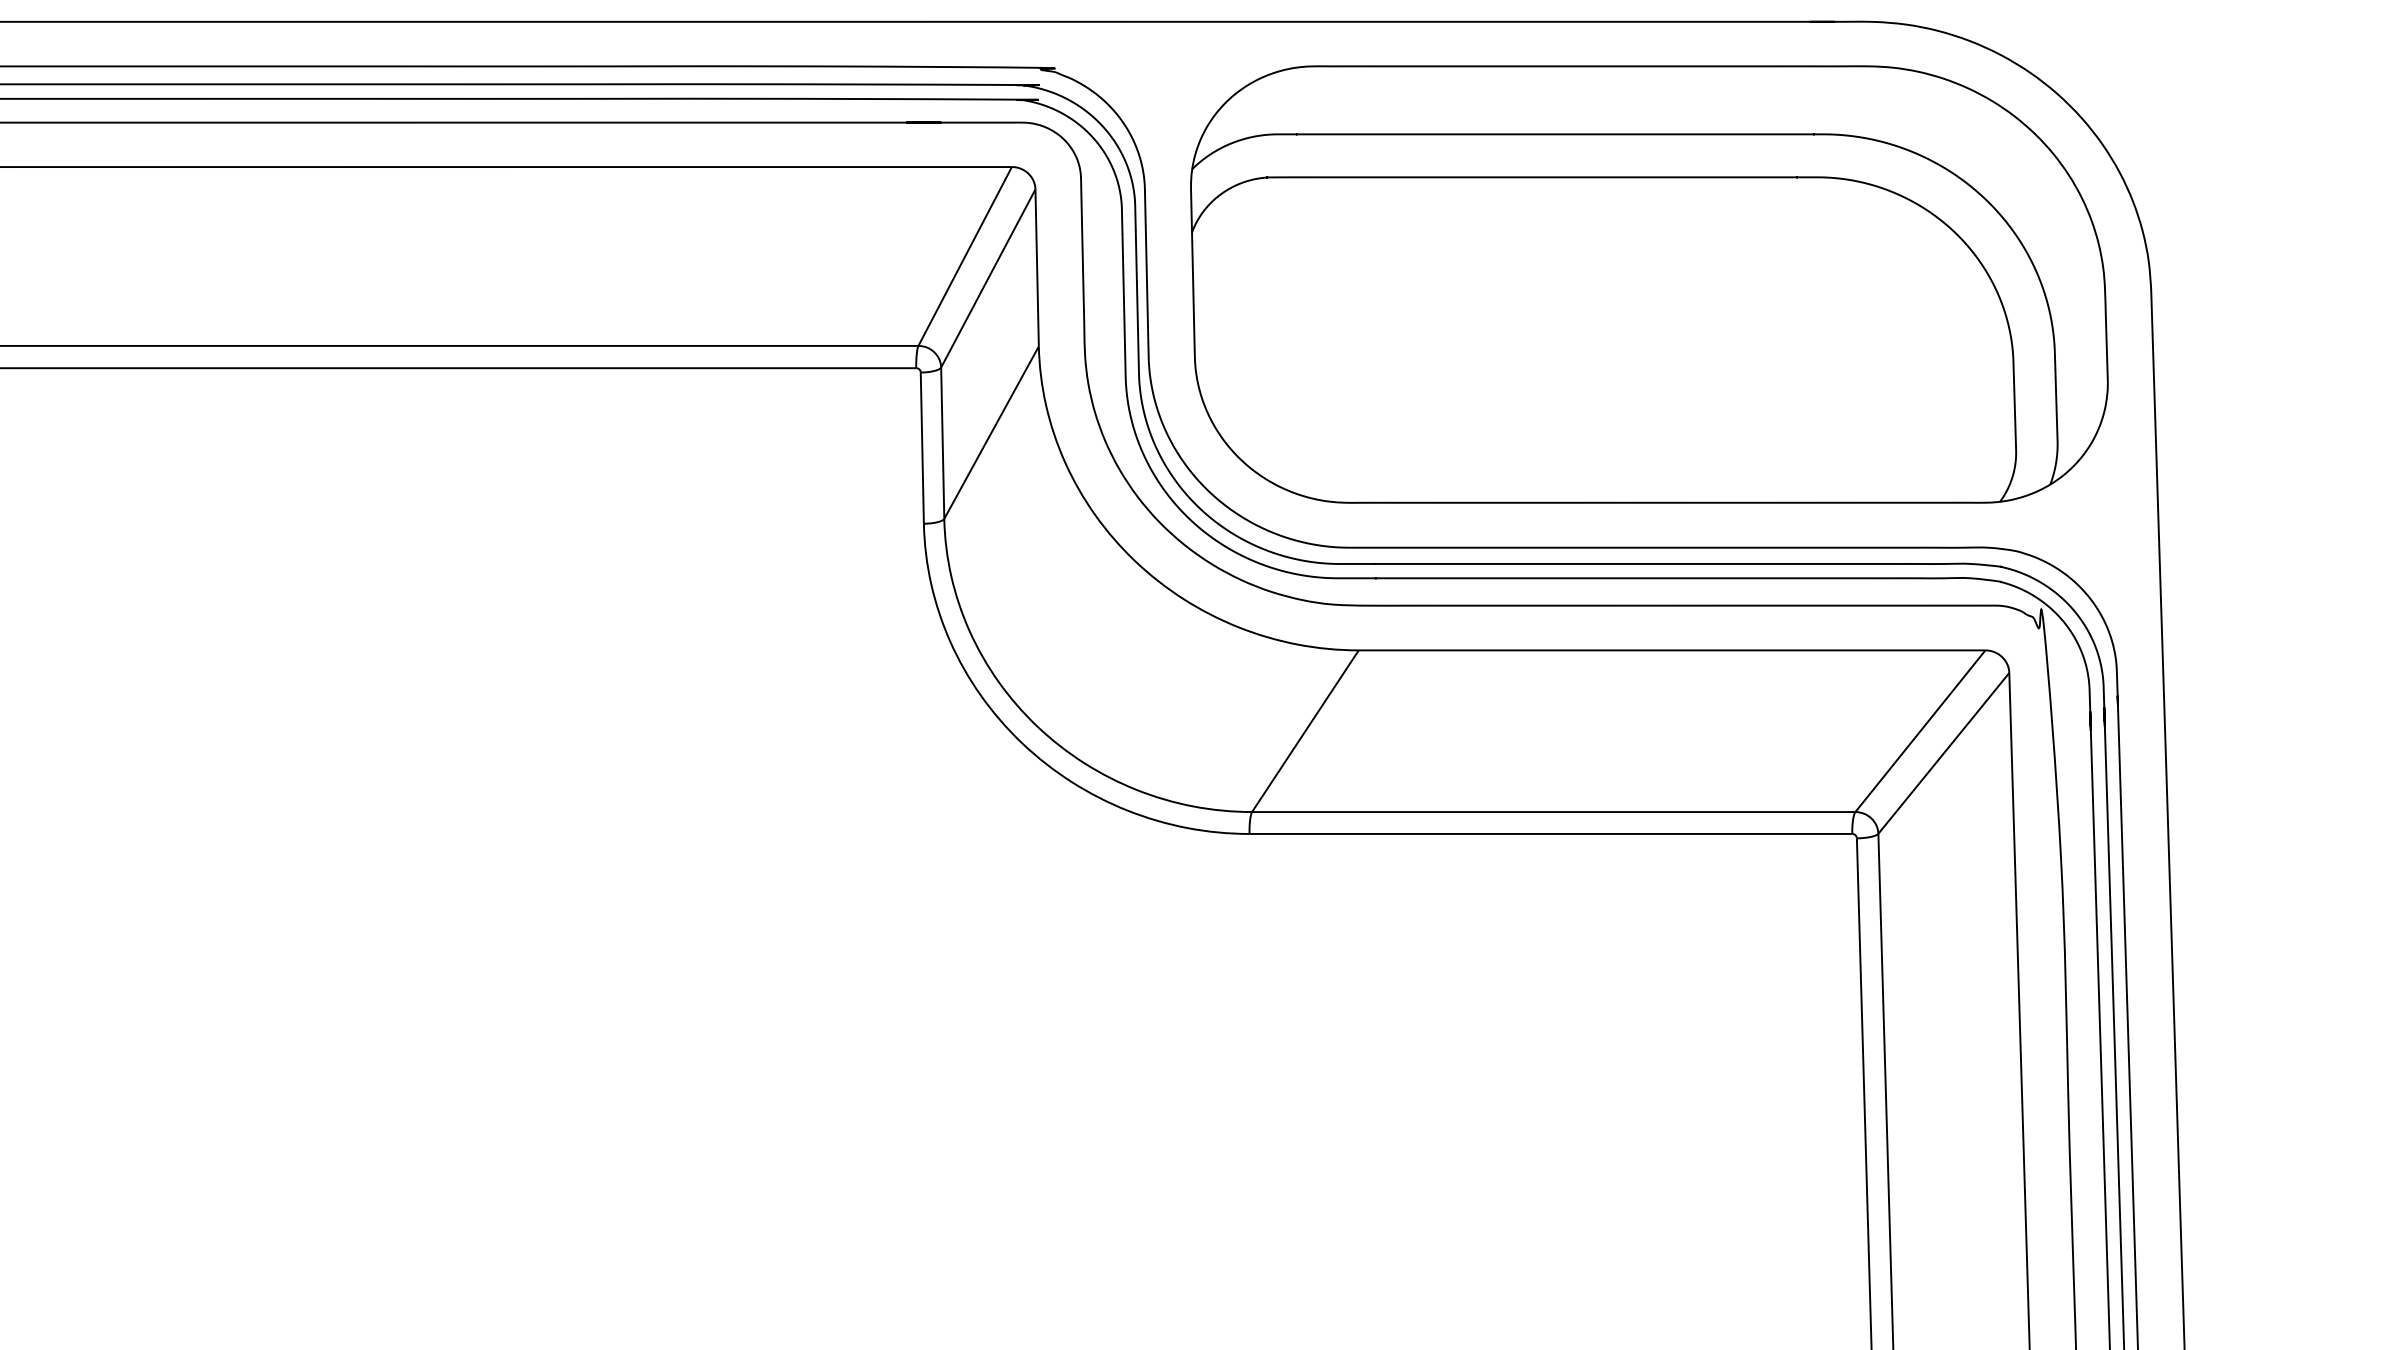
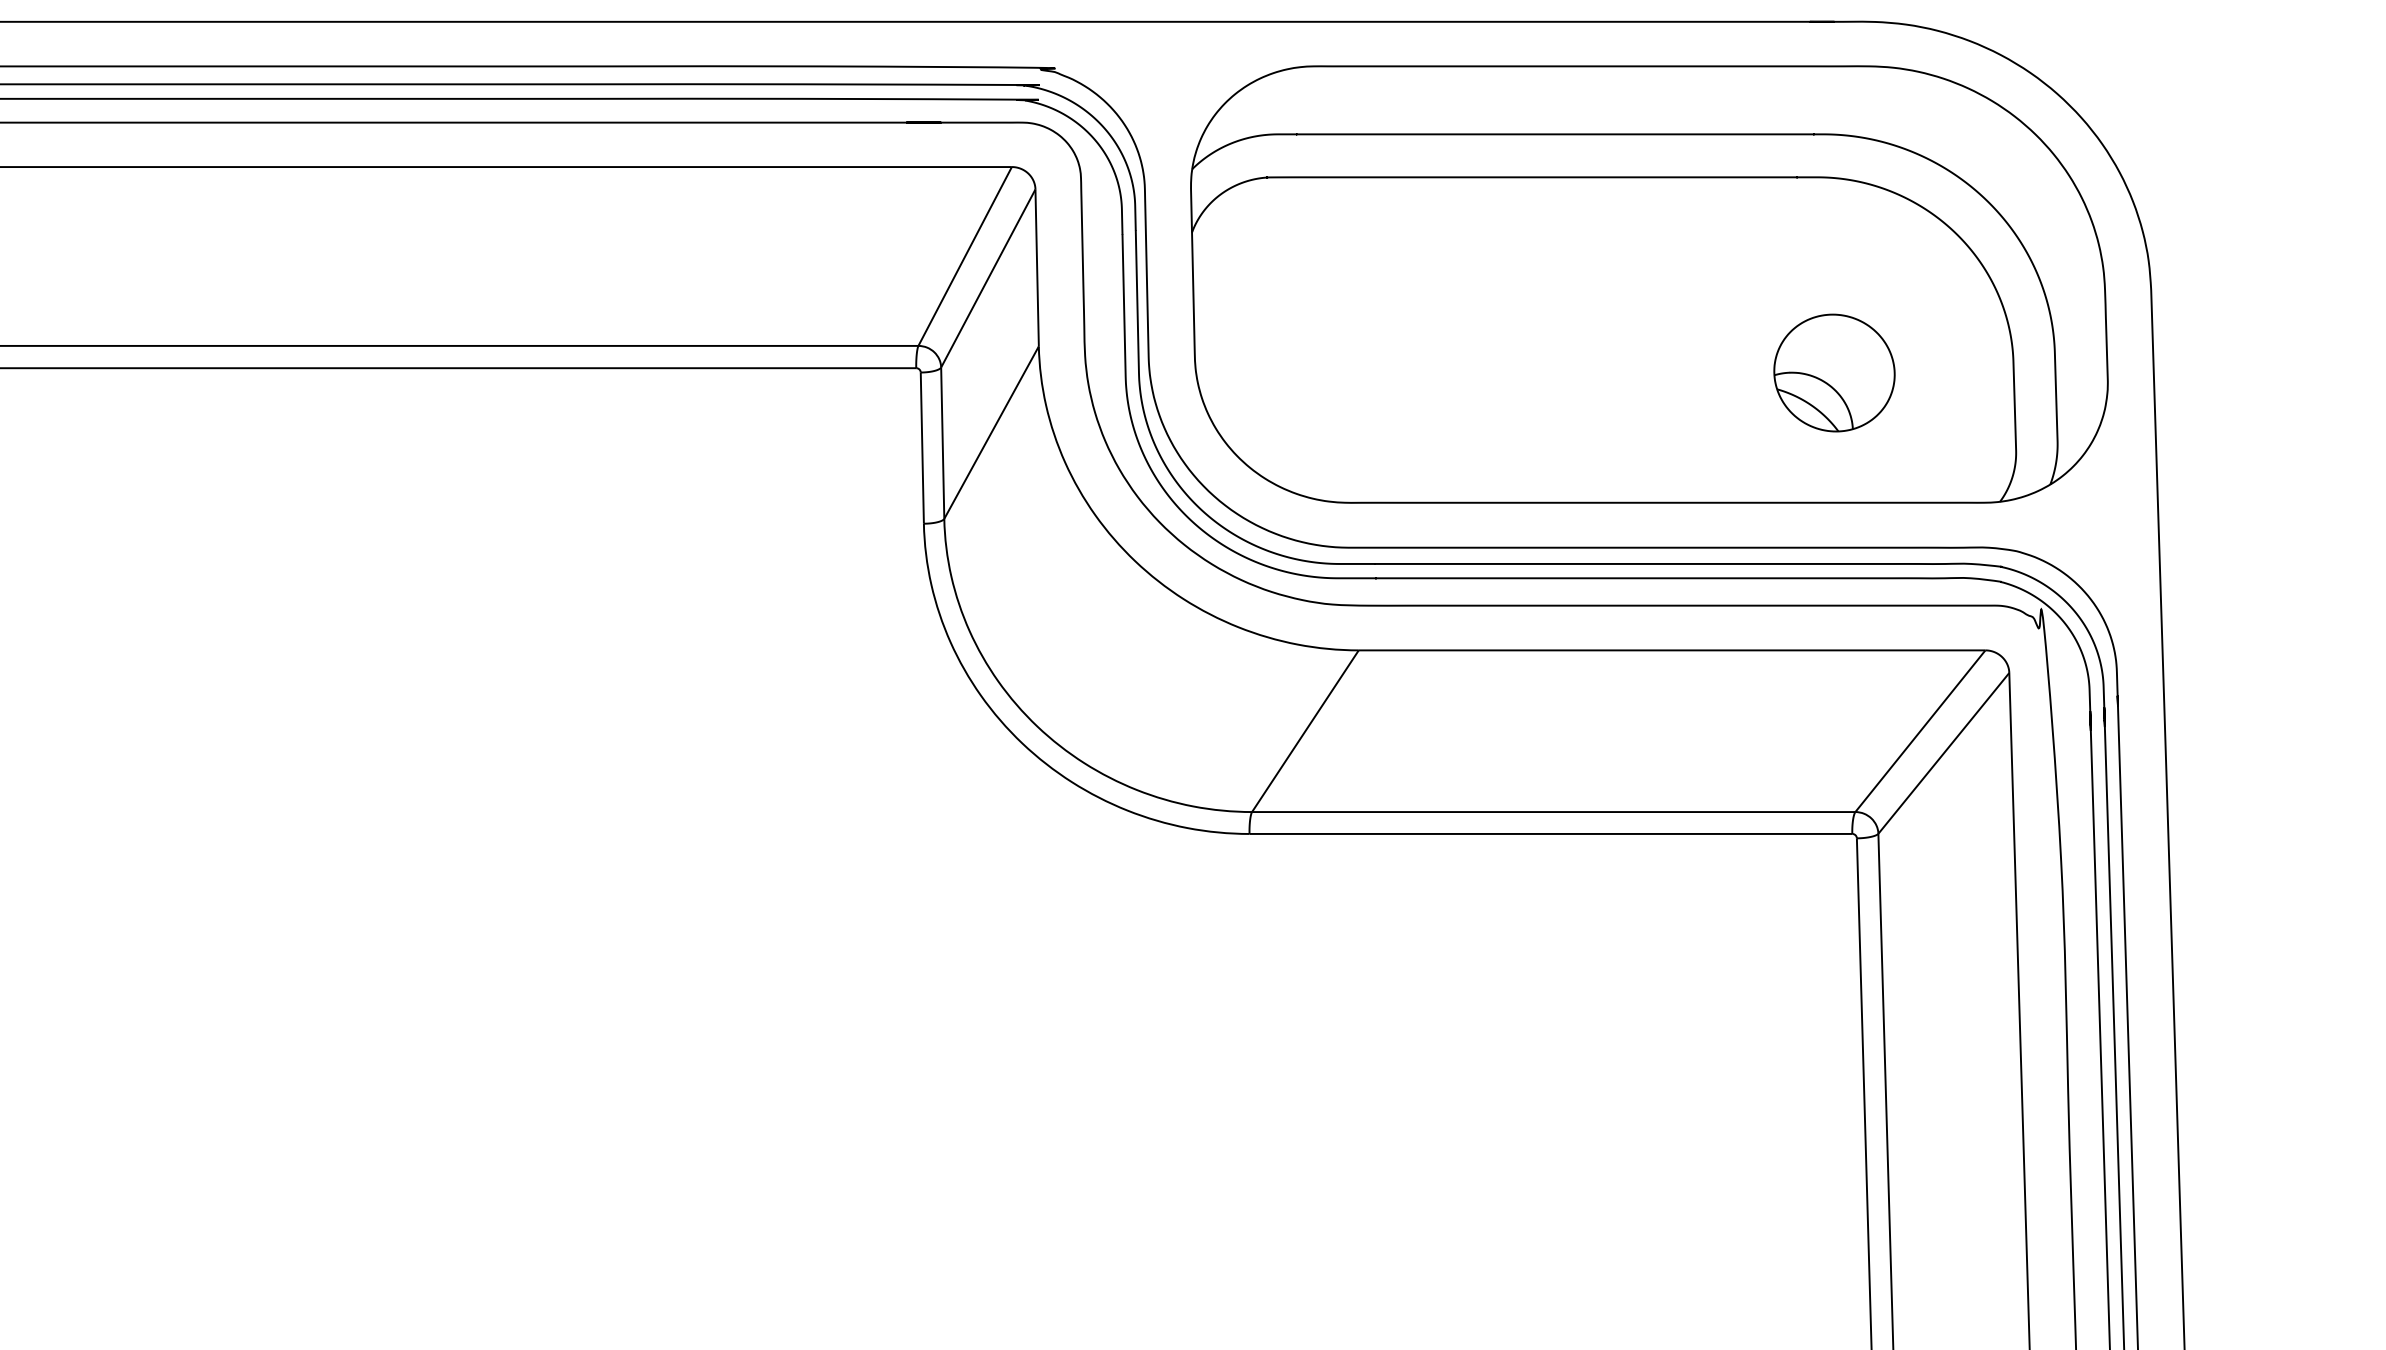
part: none -> present (1834, 372)
